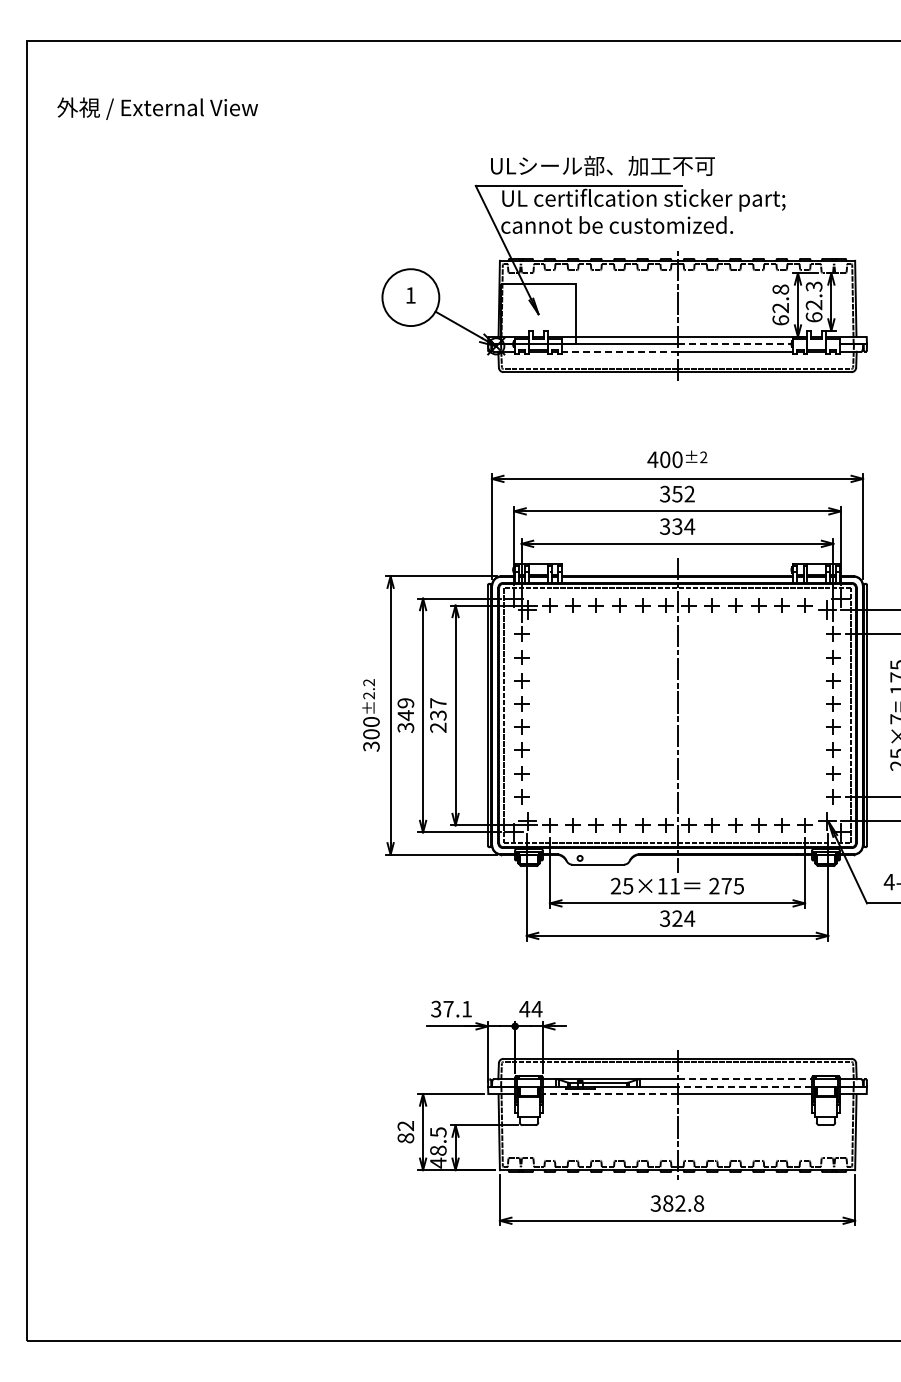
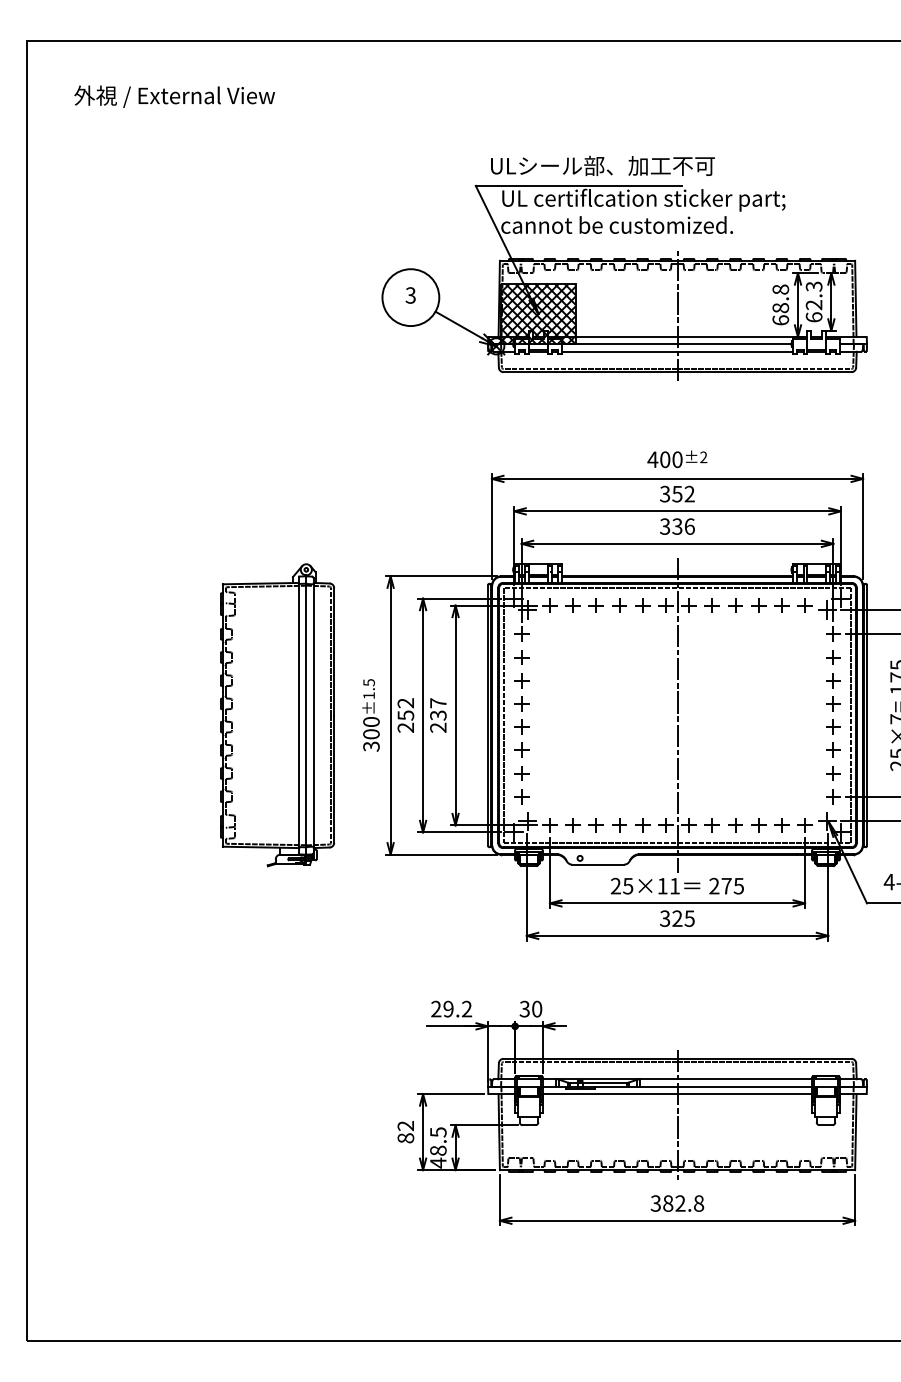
text position: (157, 108) -> (174, 96) (174, 96)
text: 1 -> 3 (410, 295)
text: 62.8 -> 68.8 (780, 308)
hatch: none -> present (538, 314)
line: dashed -> solid (734, 344)
line: dashed -> solid (619, 351)
text: 334 -> 336 (689, 526)
text: ±2.2 -> ±1.5 (368, 689)
part: none -> present (277, 715)
text: 349 -> 252 (405, 715)
text: 324 -> 325 (689, 918)
text: 37.1 -> 29.2 (451, 1008)
text: 44 -> 30 (530, 1008)
line: dashed -> solid (745, 1079)
line: dashed -> solid (744, 1086)
line: dashed -> solid (609, 1094)
